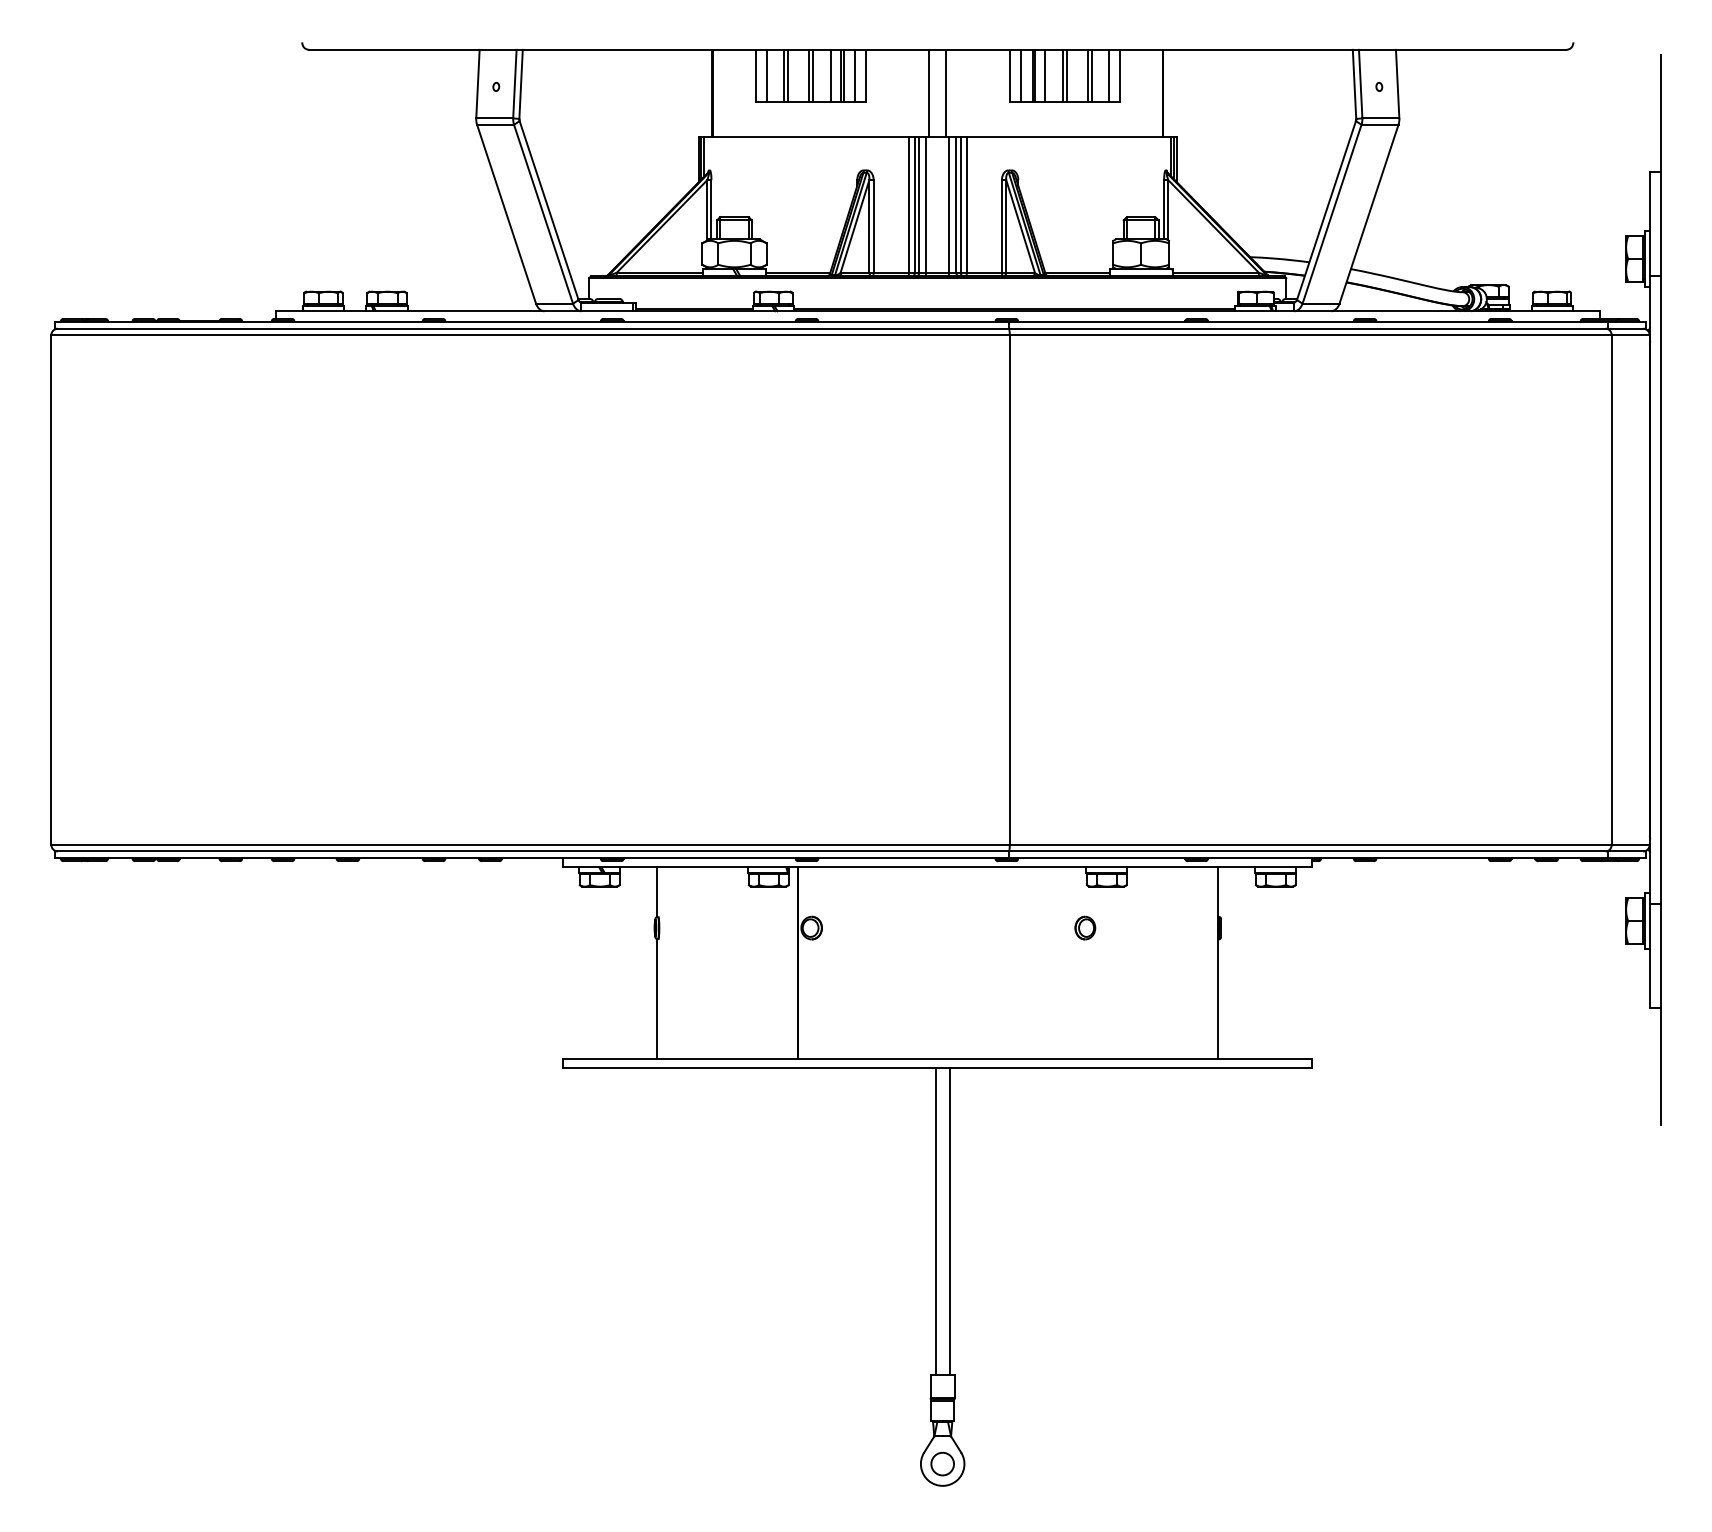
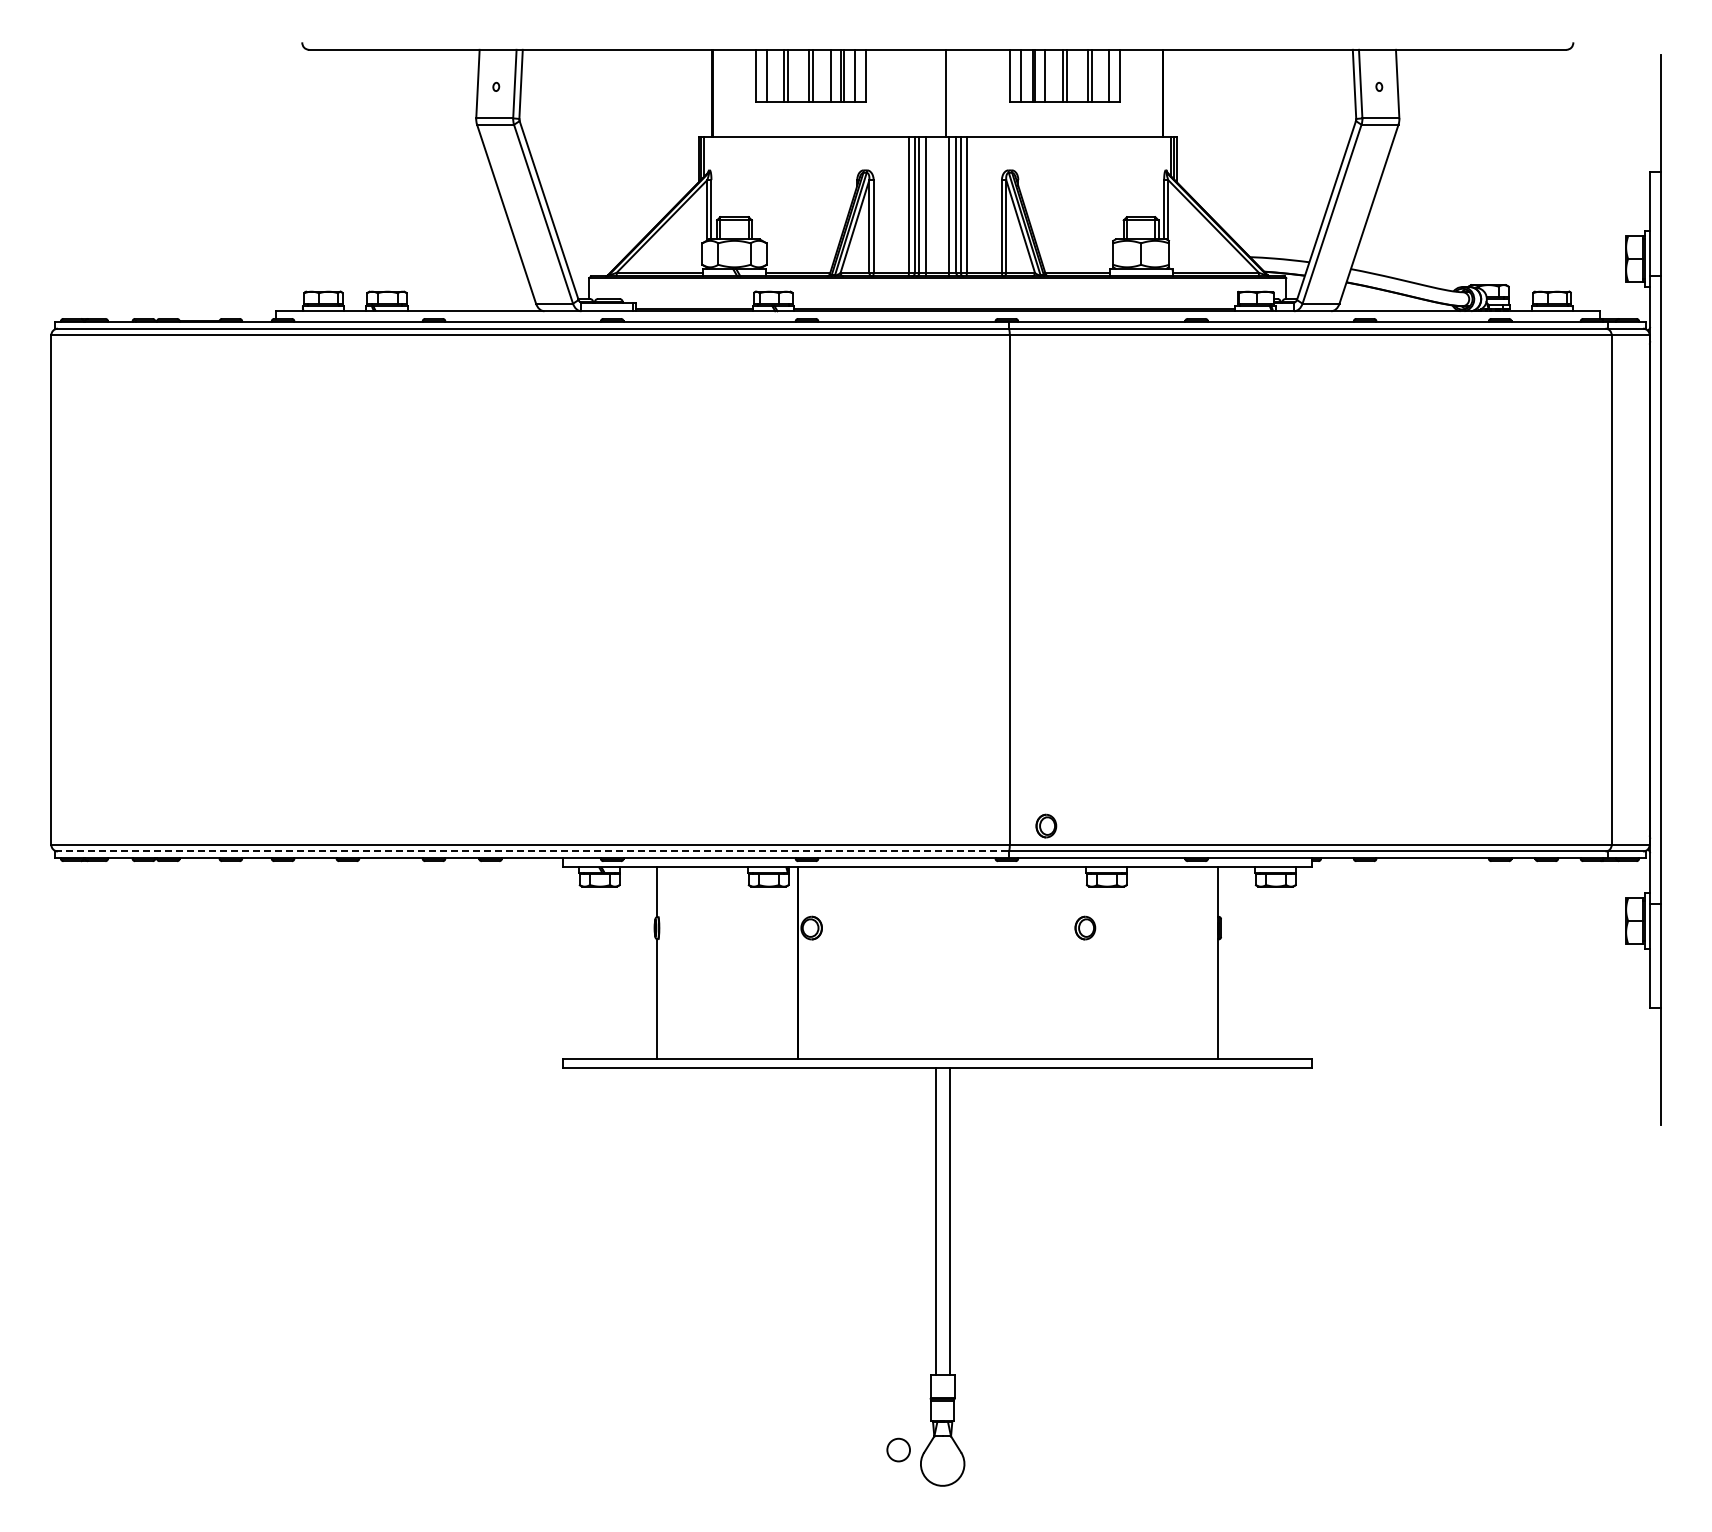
line: present -> none (929, 92)
part: none -> present (1046, 825)
line: solid -> dashed (532, 851)
circle position: (942, 1463) -> (898, 1449) (898, 1449)
